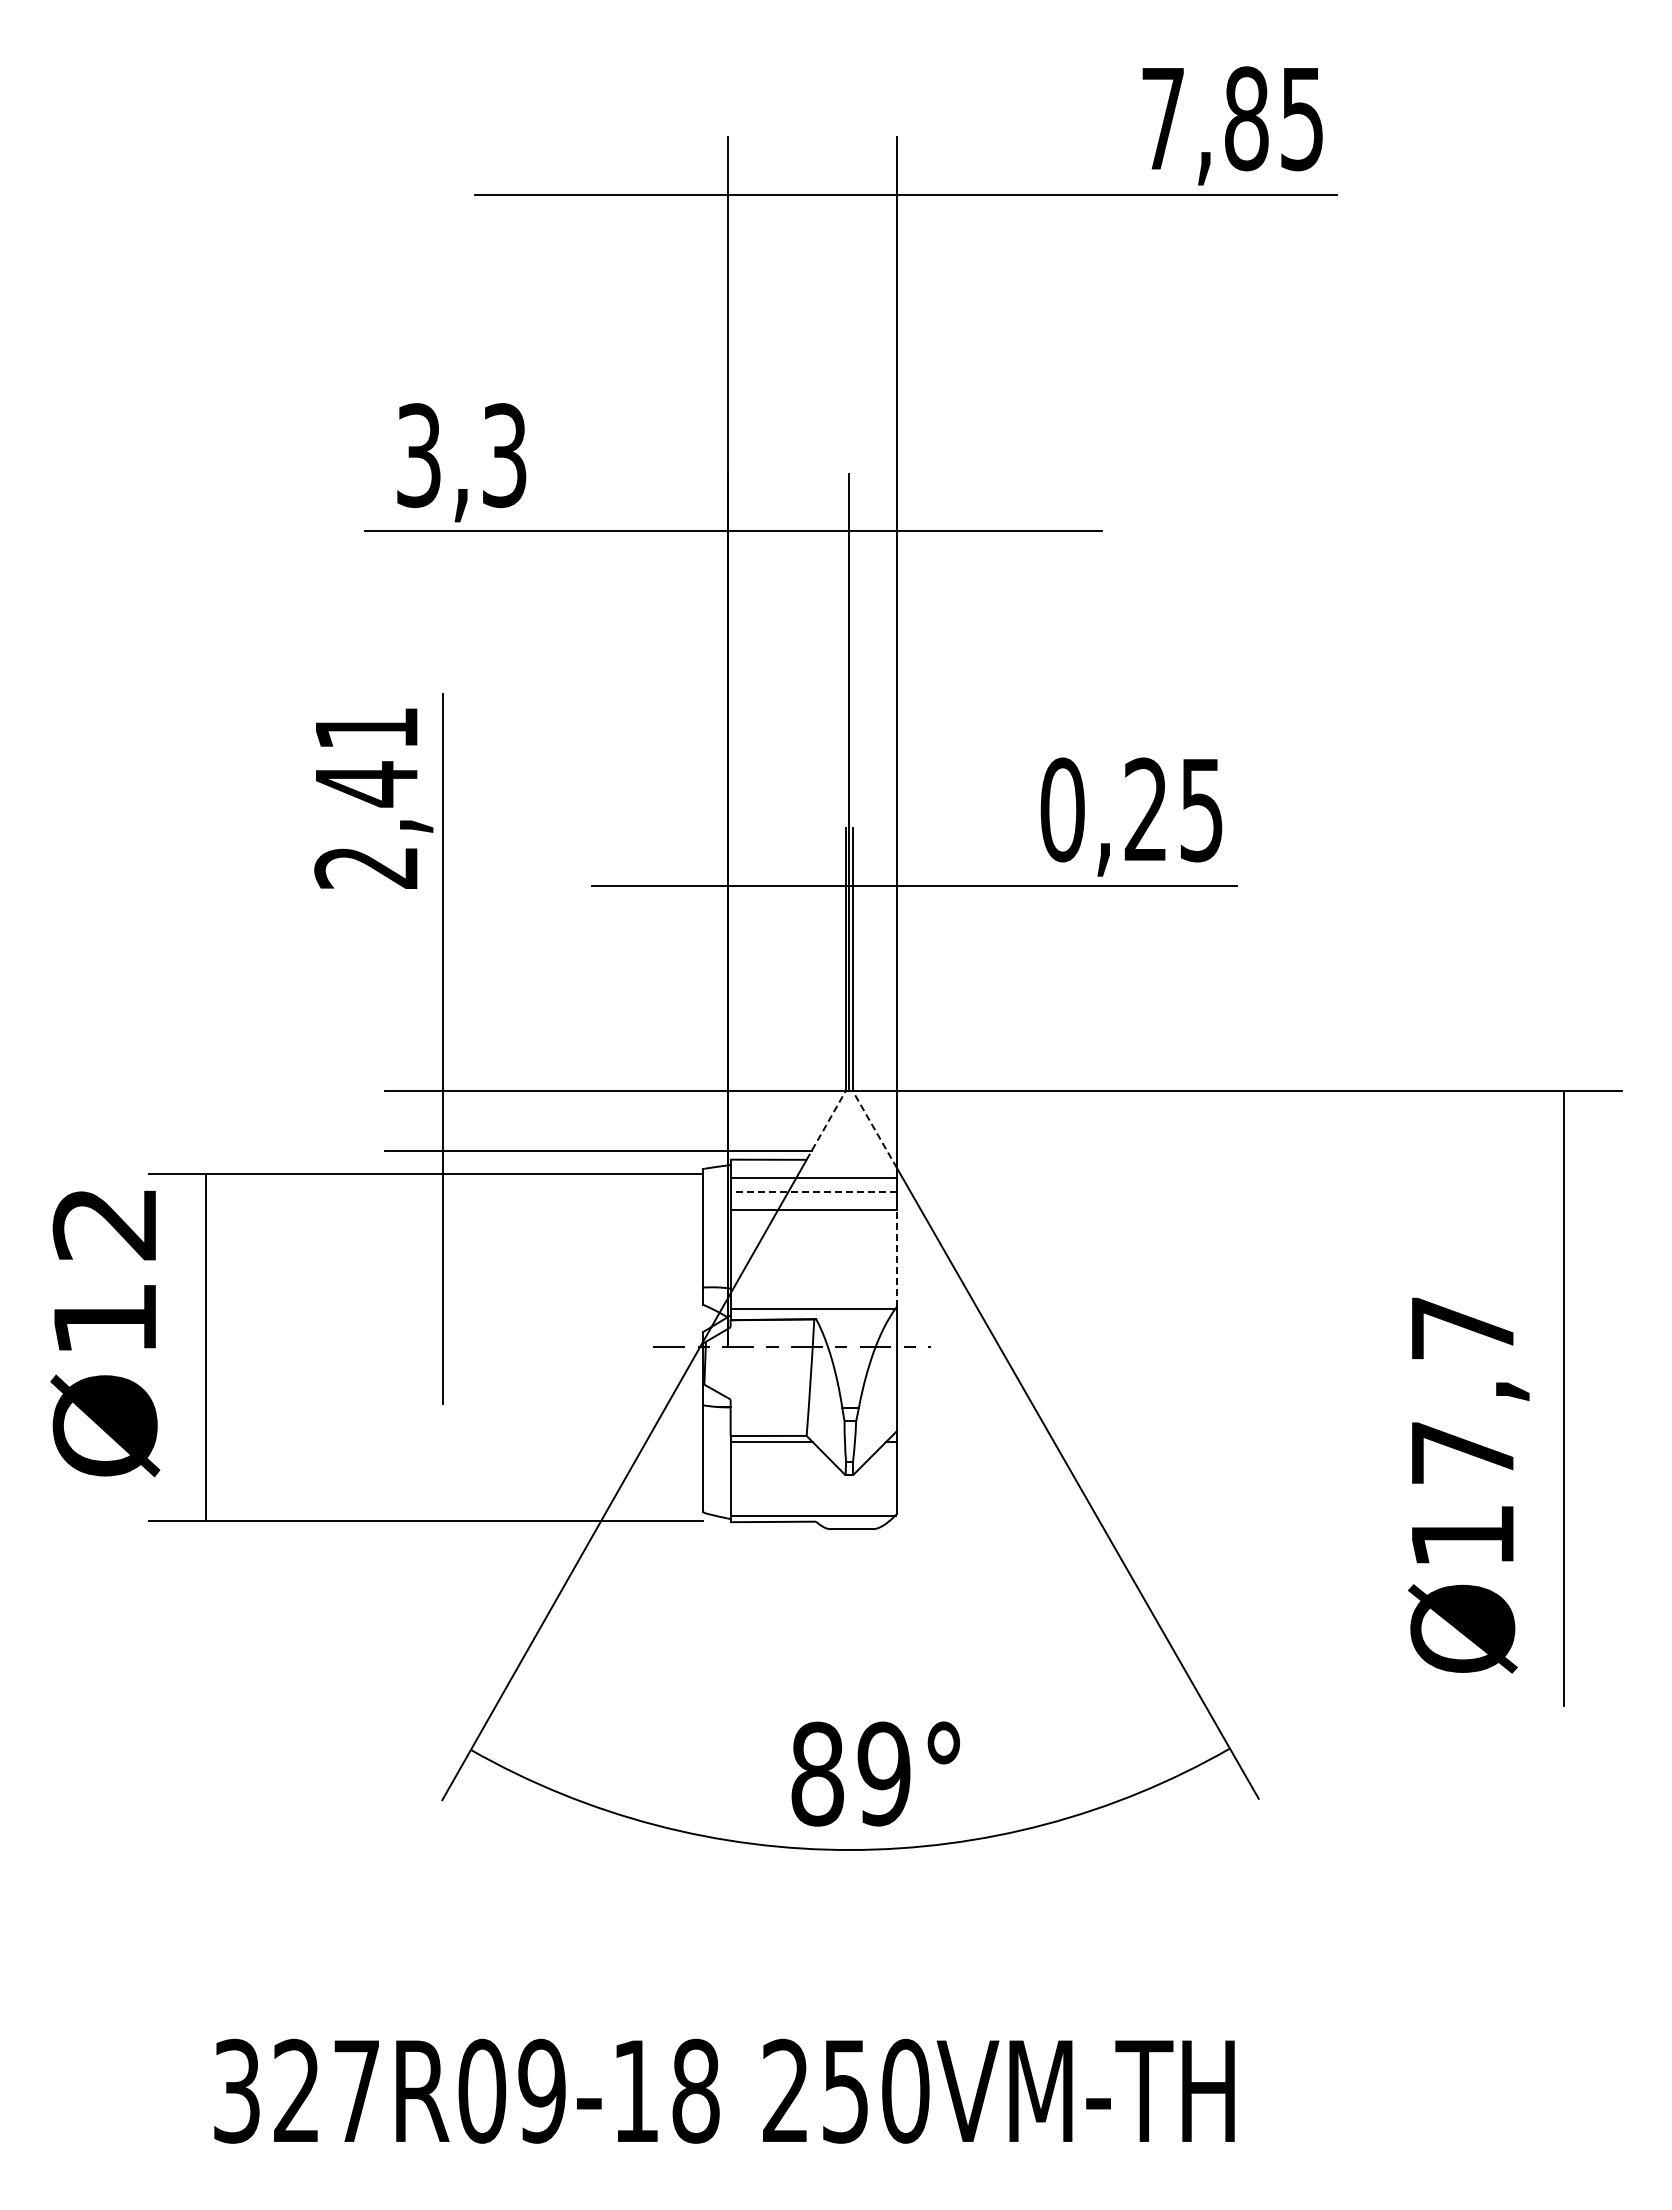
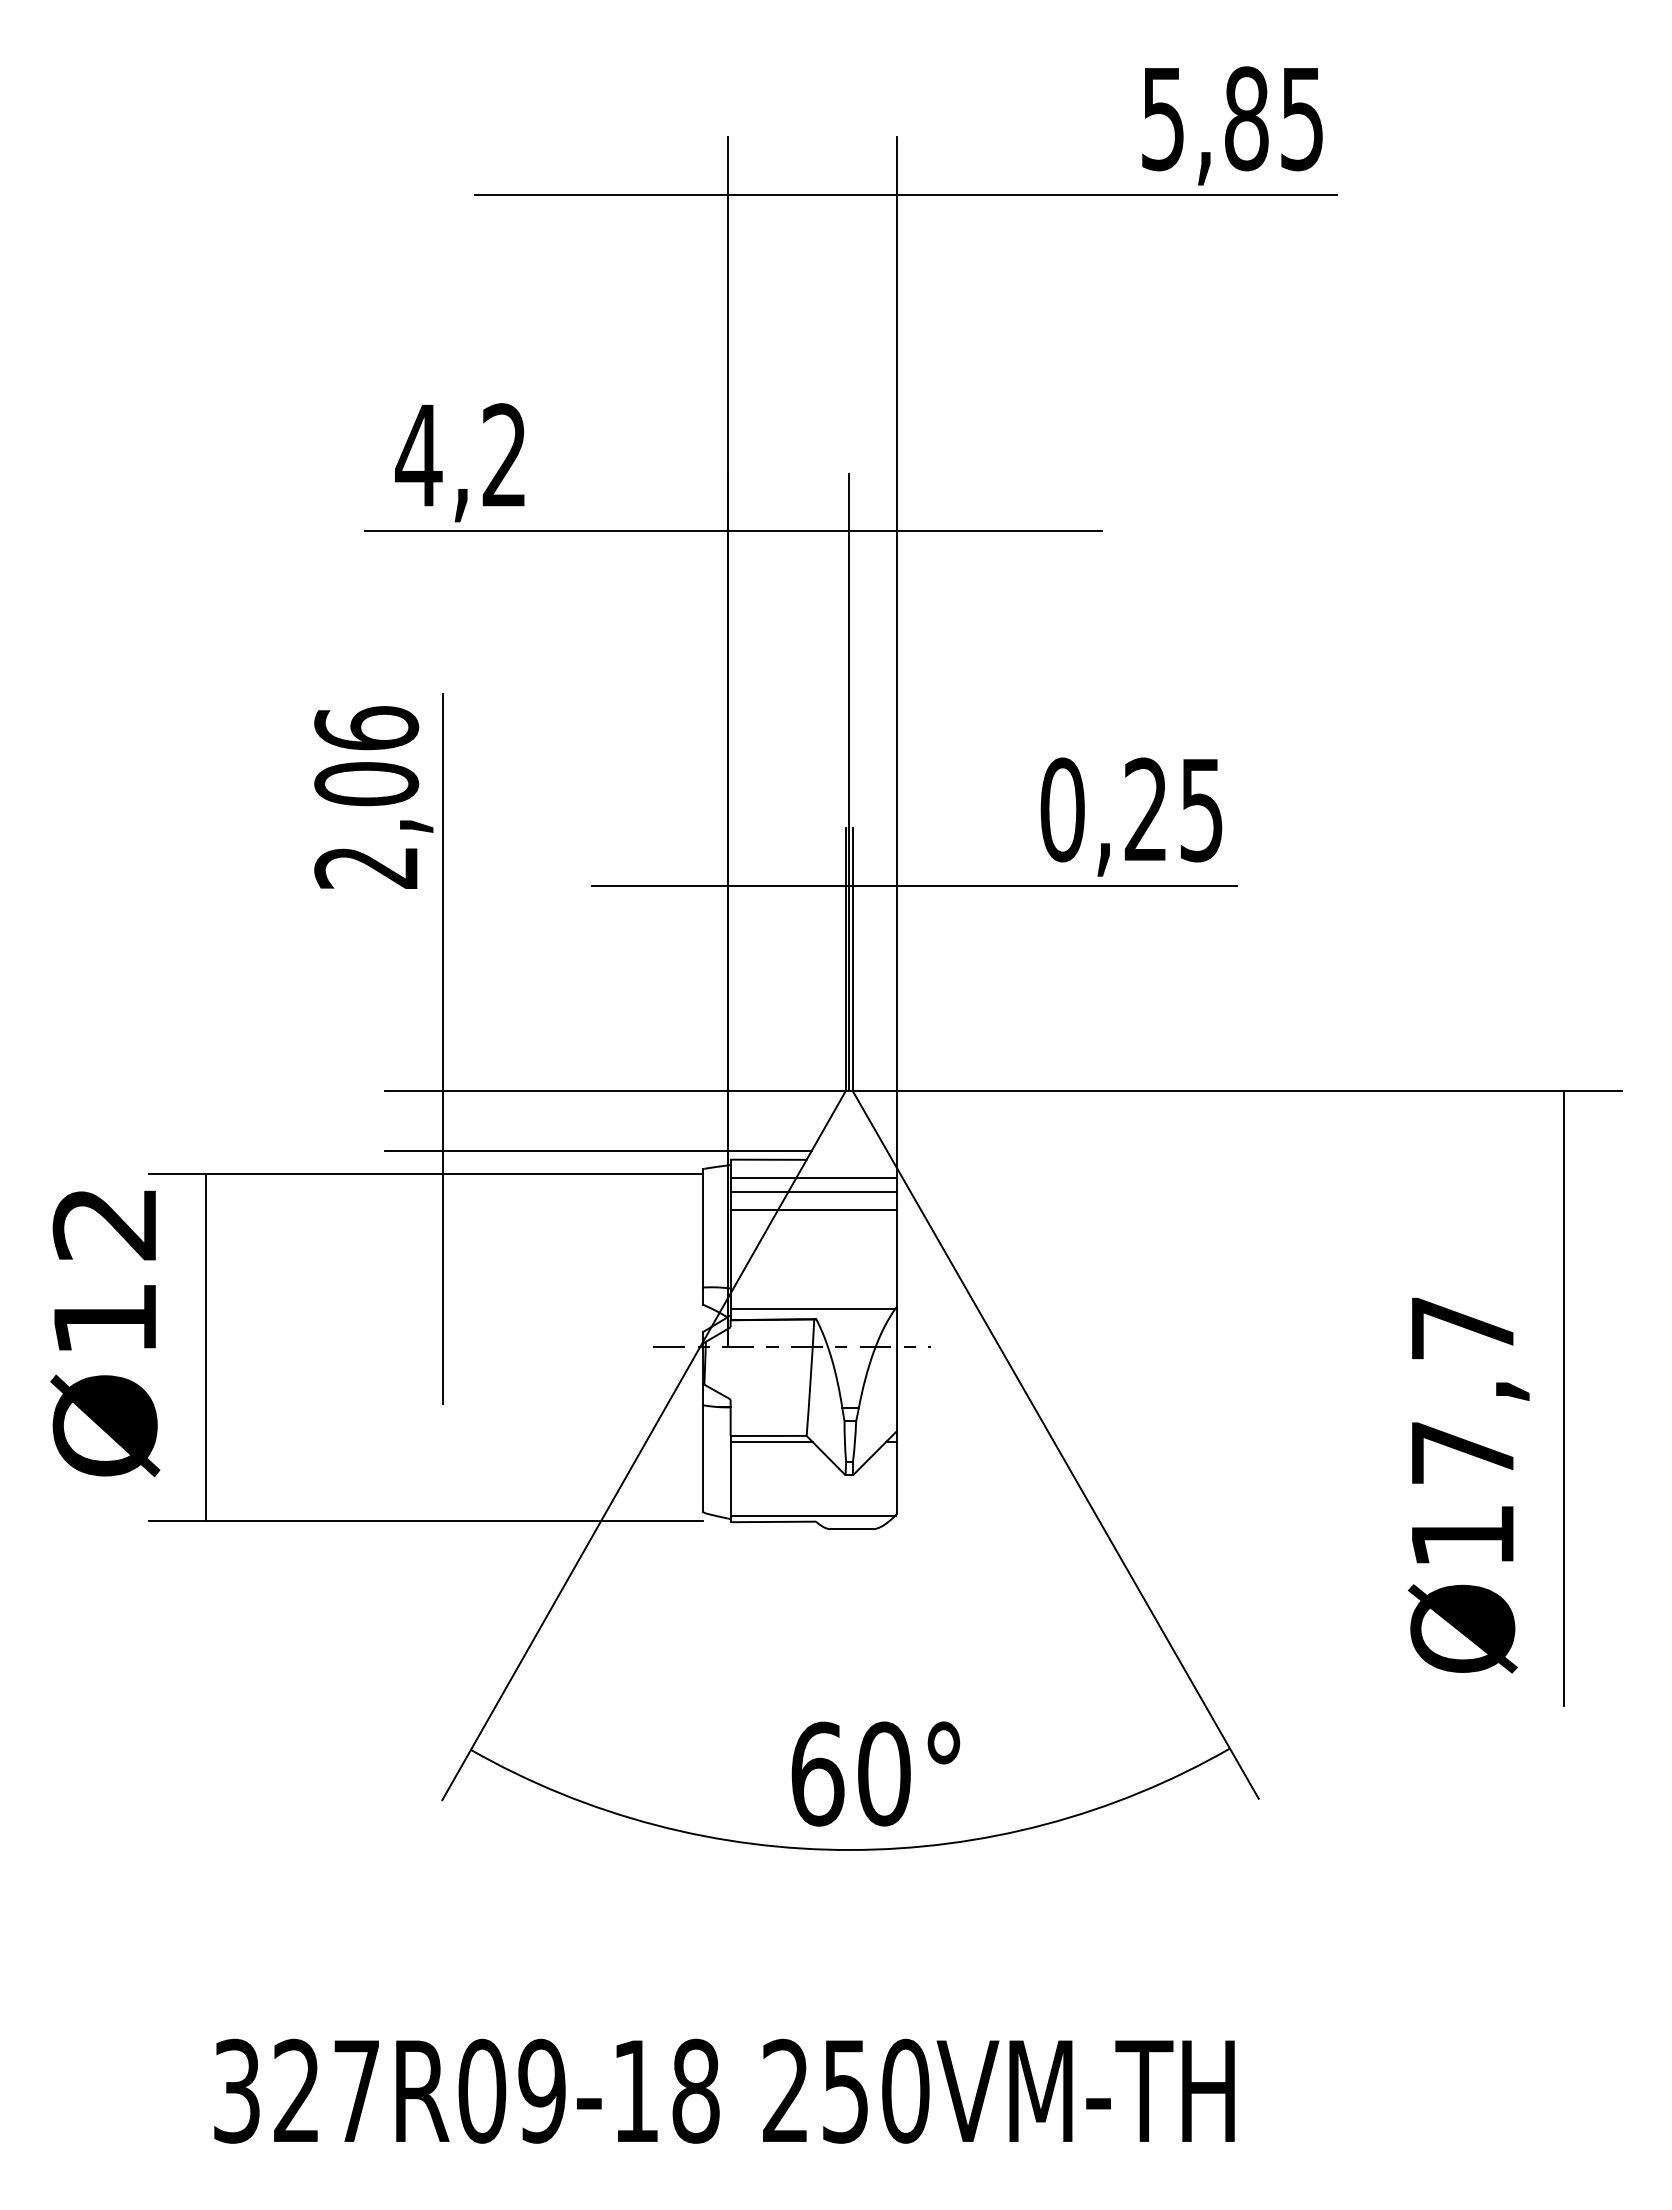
text: 7,85 -> 5,85 (1162, 119)
text: 3,3 -> 4,2 (460, 455)
text: 2,41 -> 2,06 (366, 756)
line: dashed -> solid (826, 1125)
line: dashed -> solid (874, 1129)
line: dashed -> solid (813, 1191)
line: dashed -> solid (897, 1258)
text: 89° -> 60° (850, 1773)
